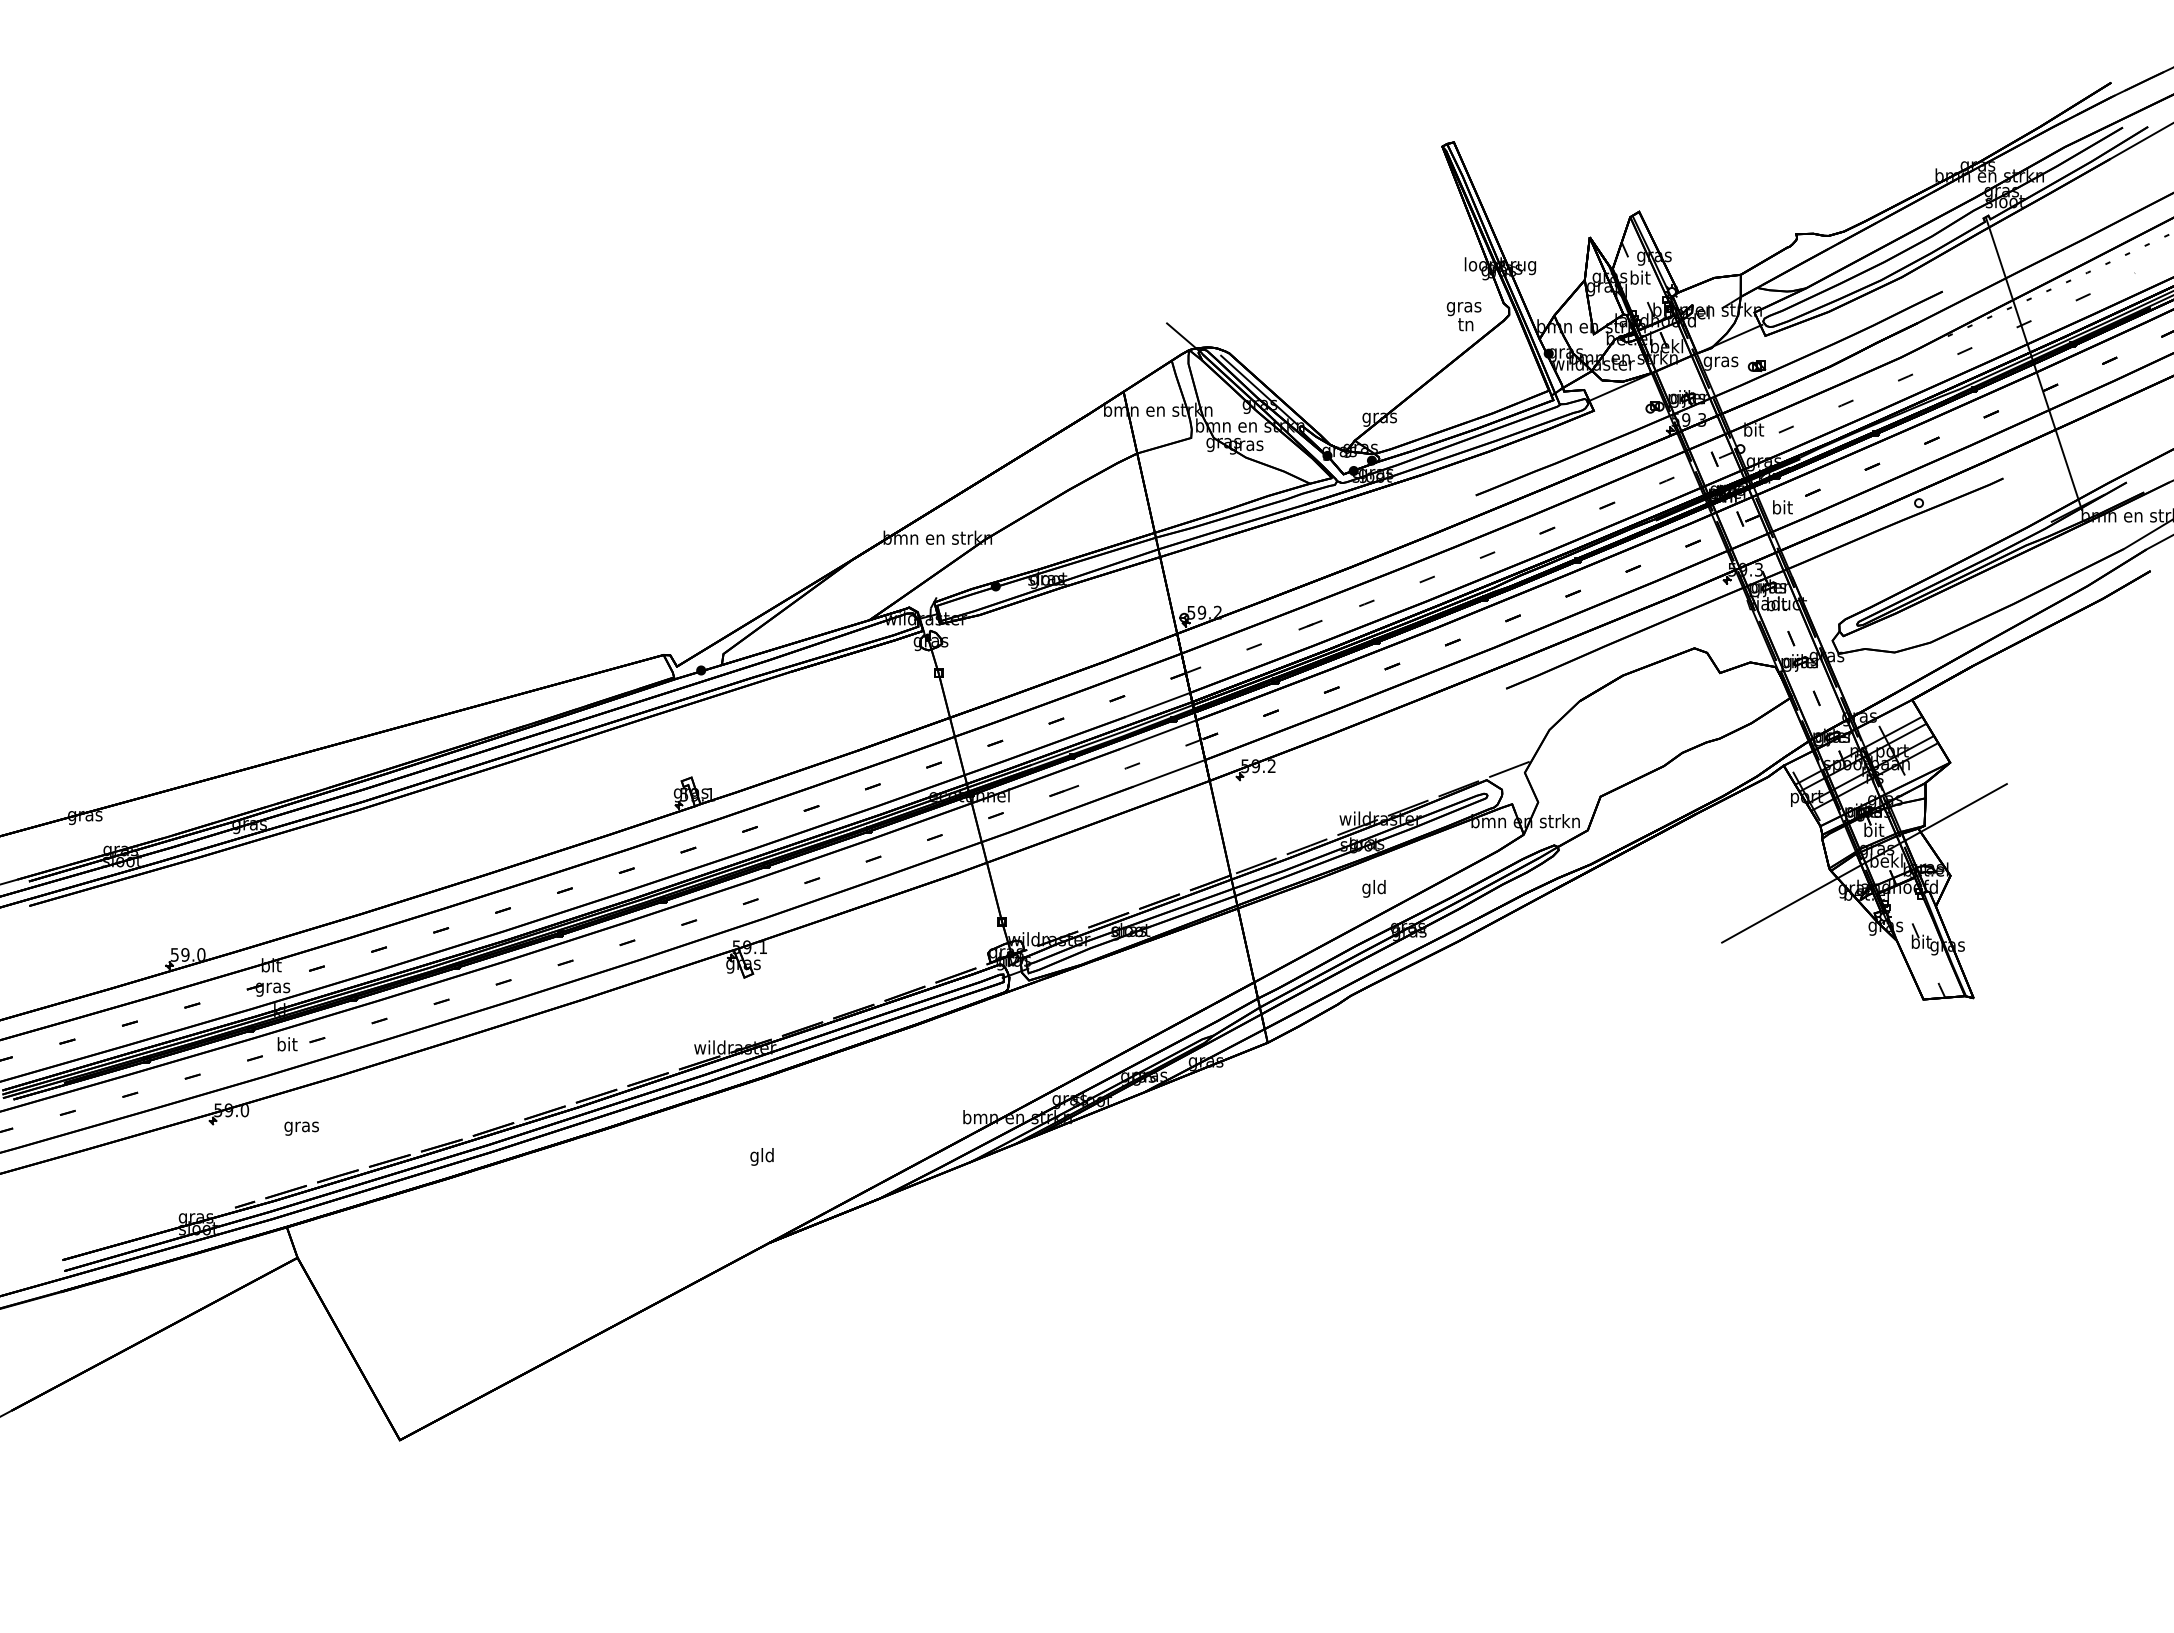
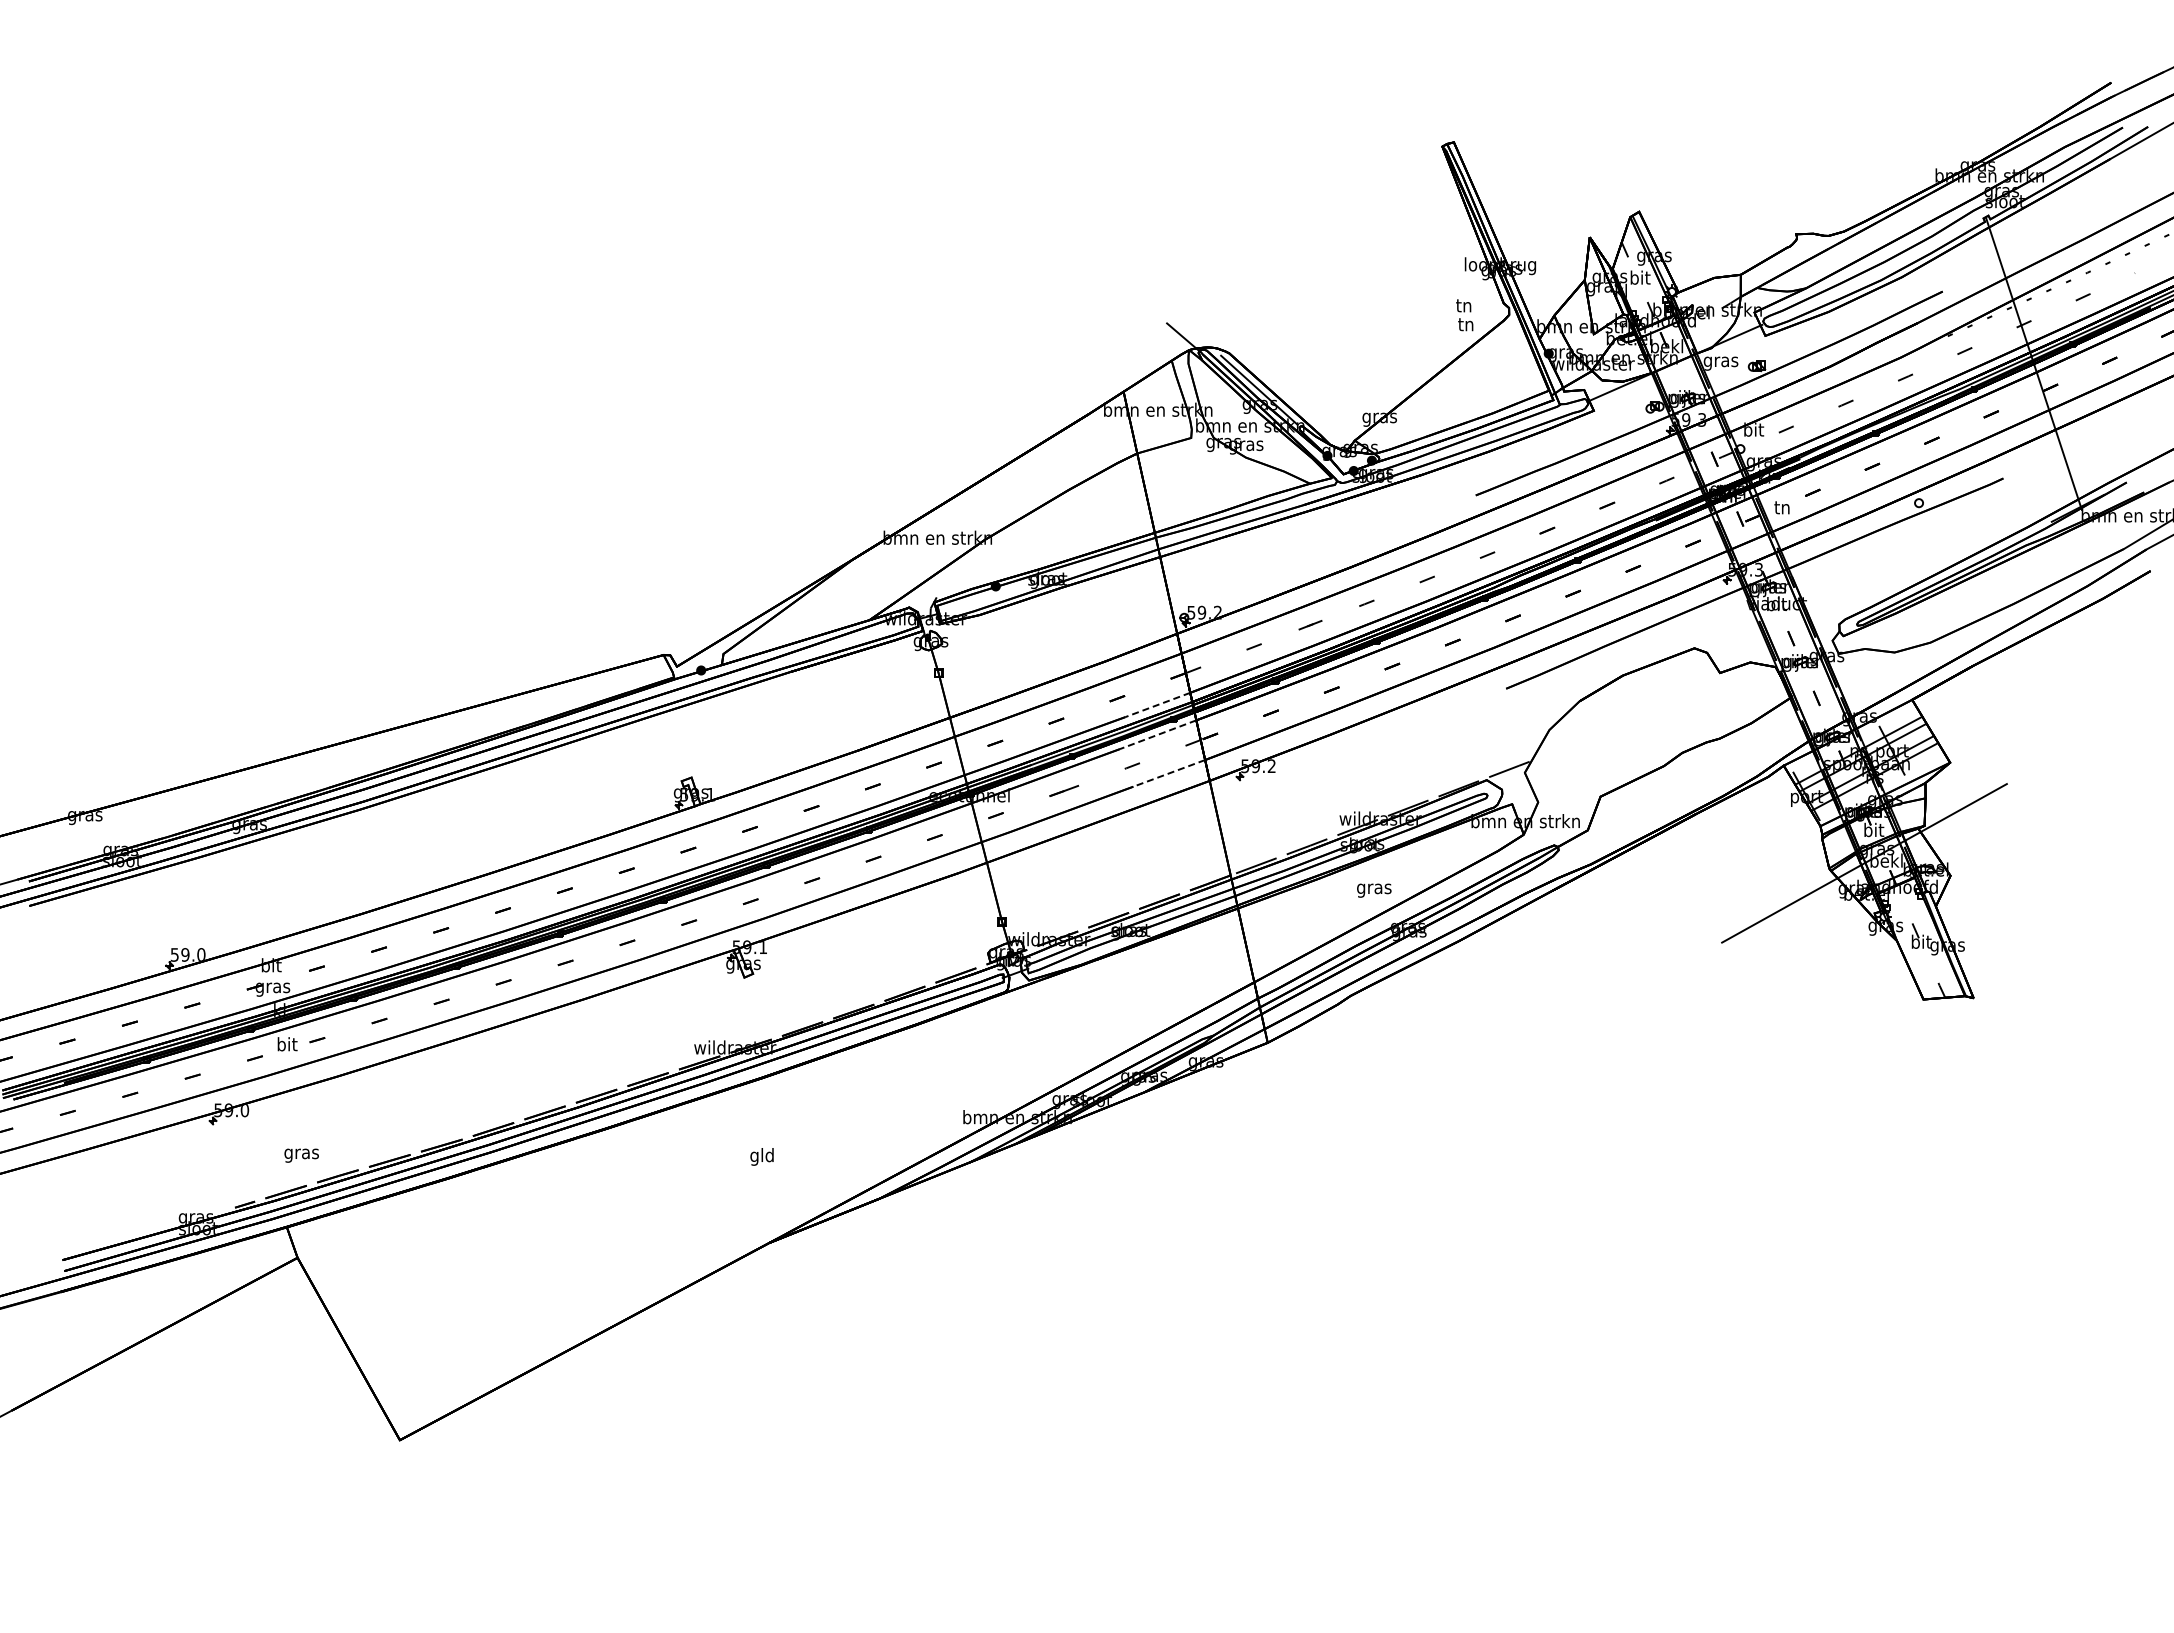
text: gras -> tn (1463, 307)
text: bit -> tn (1782, 507)
line: solid -> dashed (1157, 704)
line: solid -> dashed (1158, 734)
line: solid -> dashed (1168, 773)
text: gld -> gras (1374, 888)
text position: (301, 1128) -> (301, 1155) (301, 1155)
